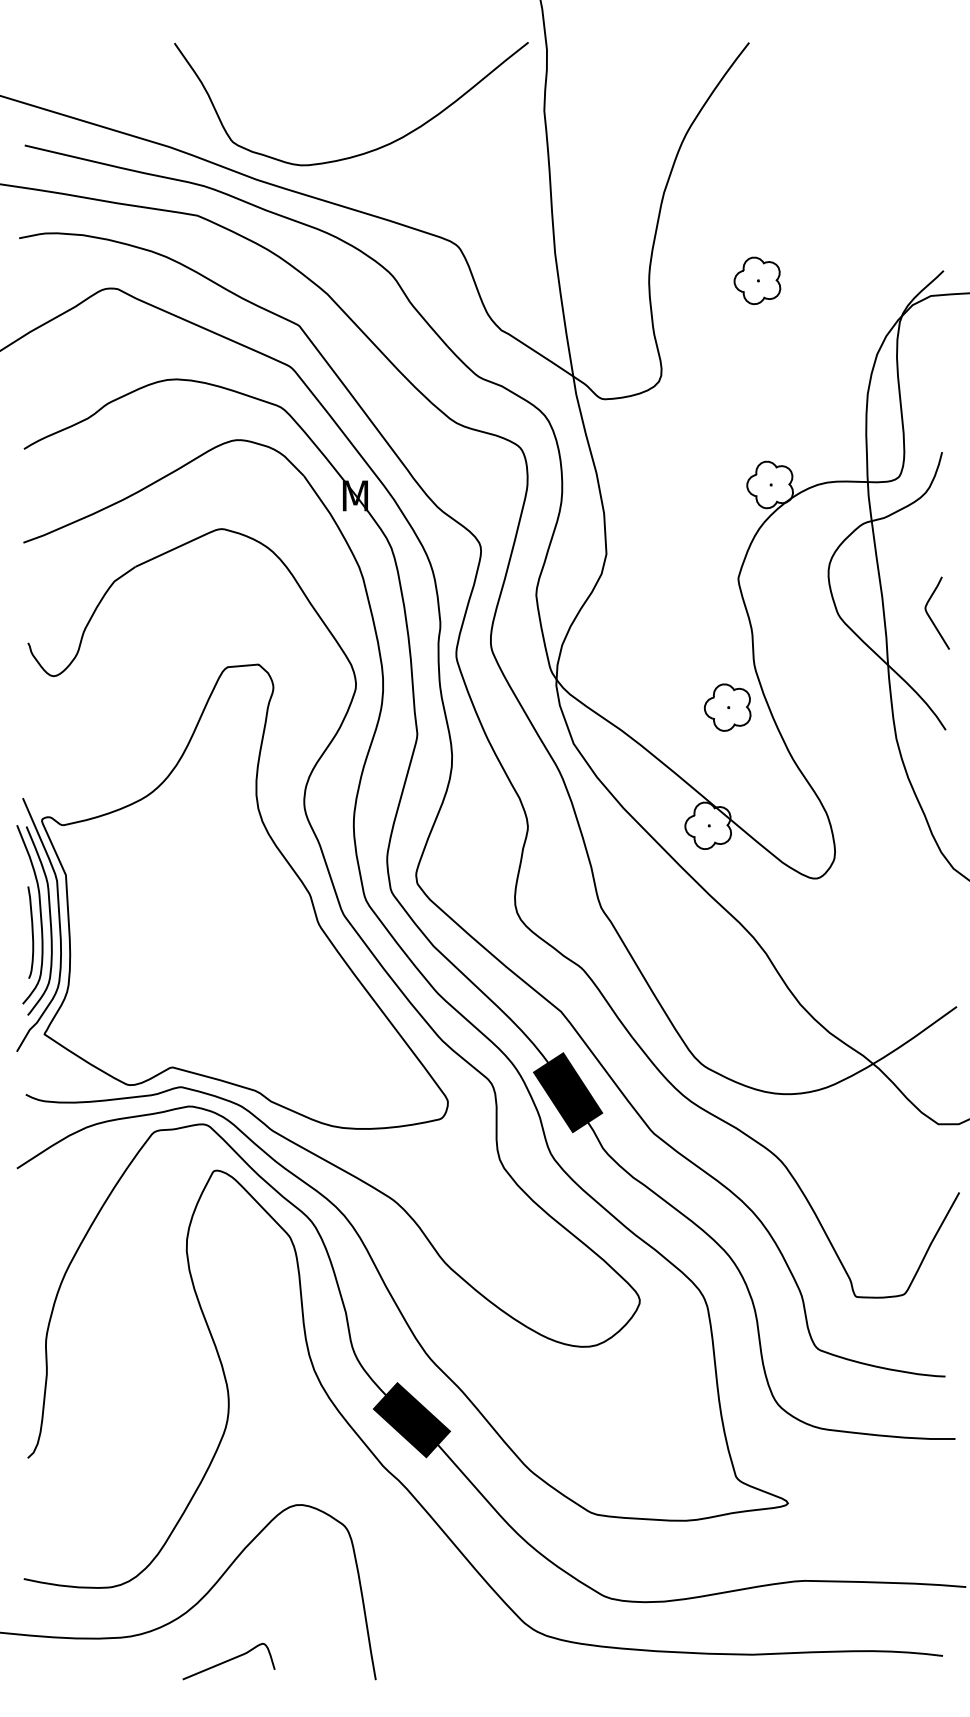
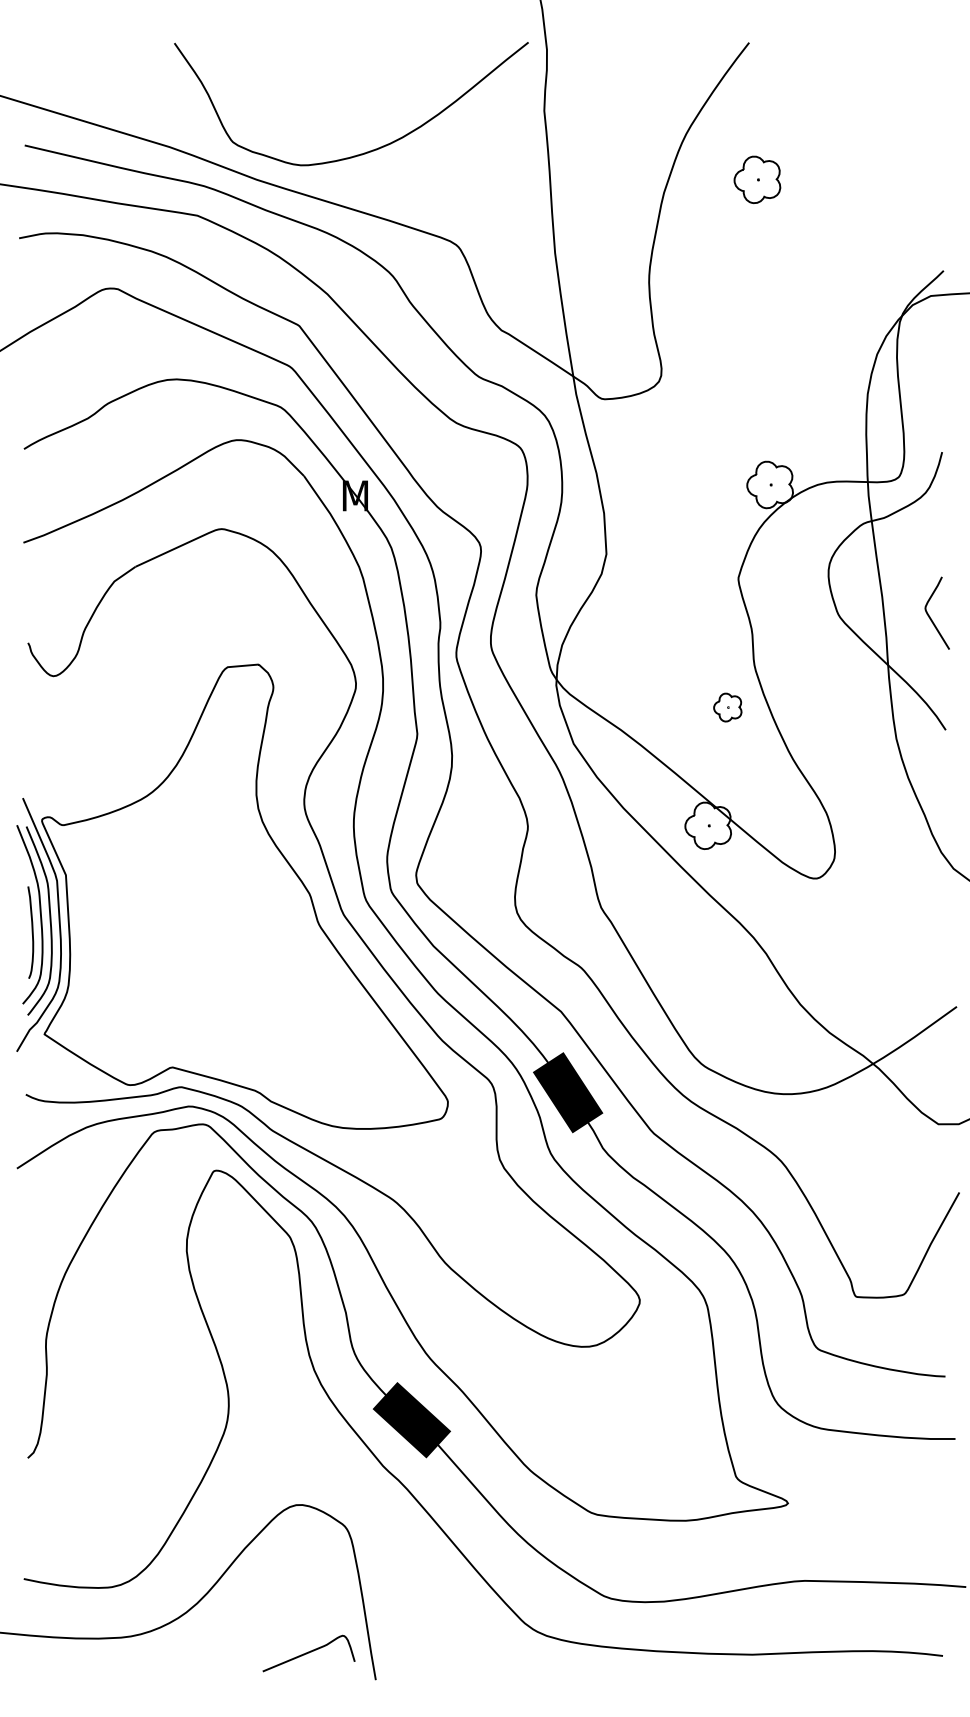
part position: (757, 280) -> (757, 179) (757, 179)
part size: 48x49 px -> 30x31 px (727, 707)
curve position: (228, 1661) -> (308, 1653) (308, 1653)
